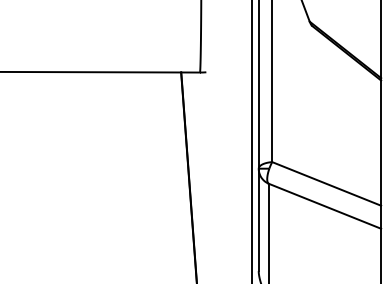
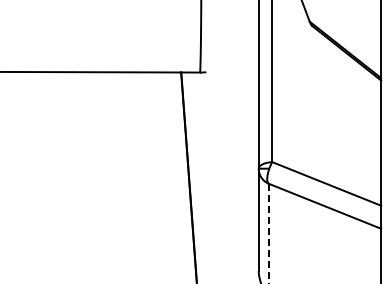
line: present -> none (252, 141)
line: solid -> dashed (269, 233)
